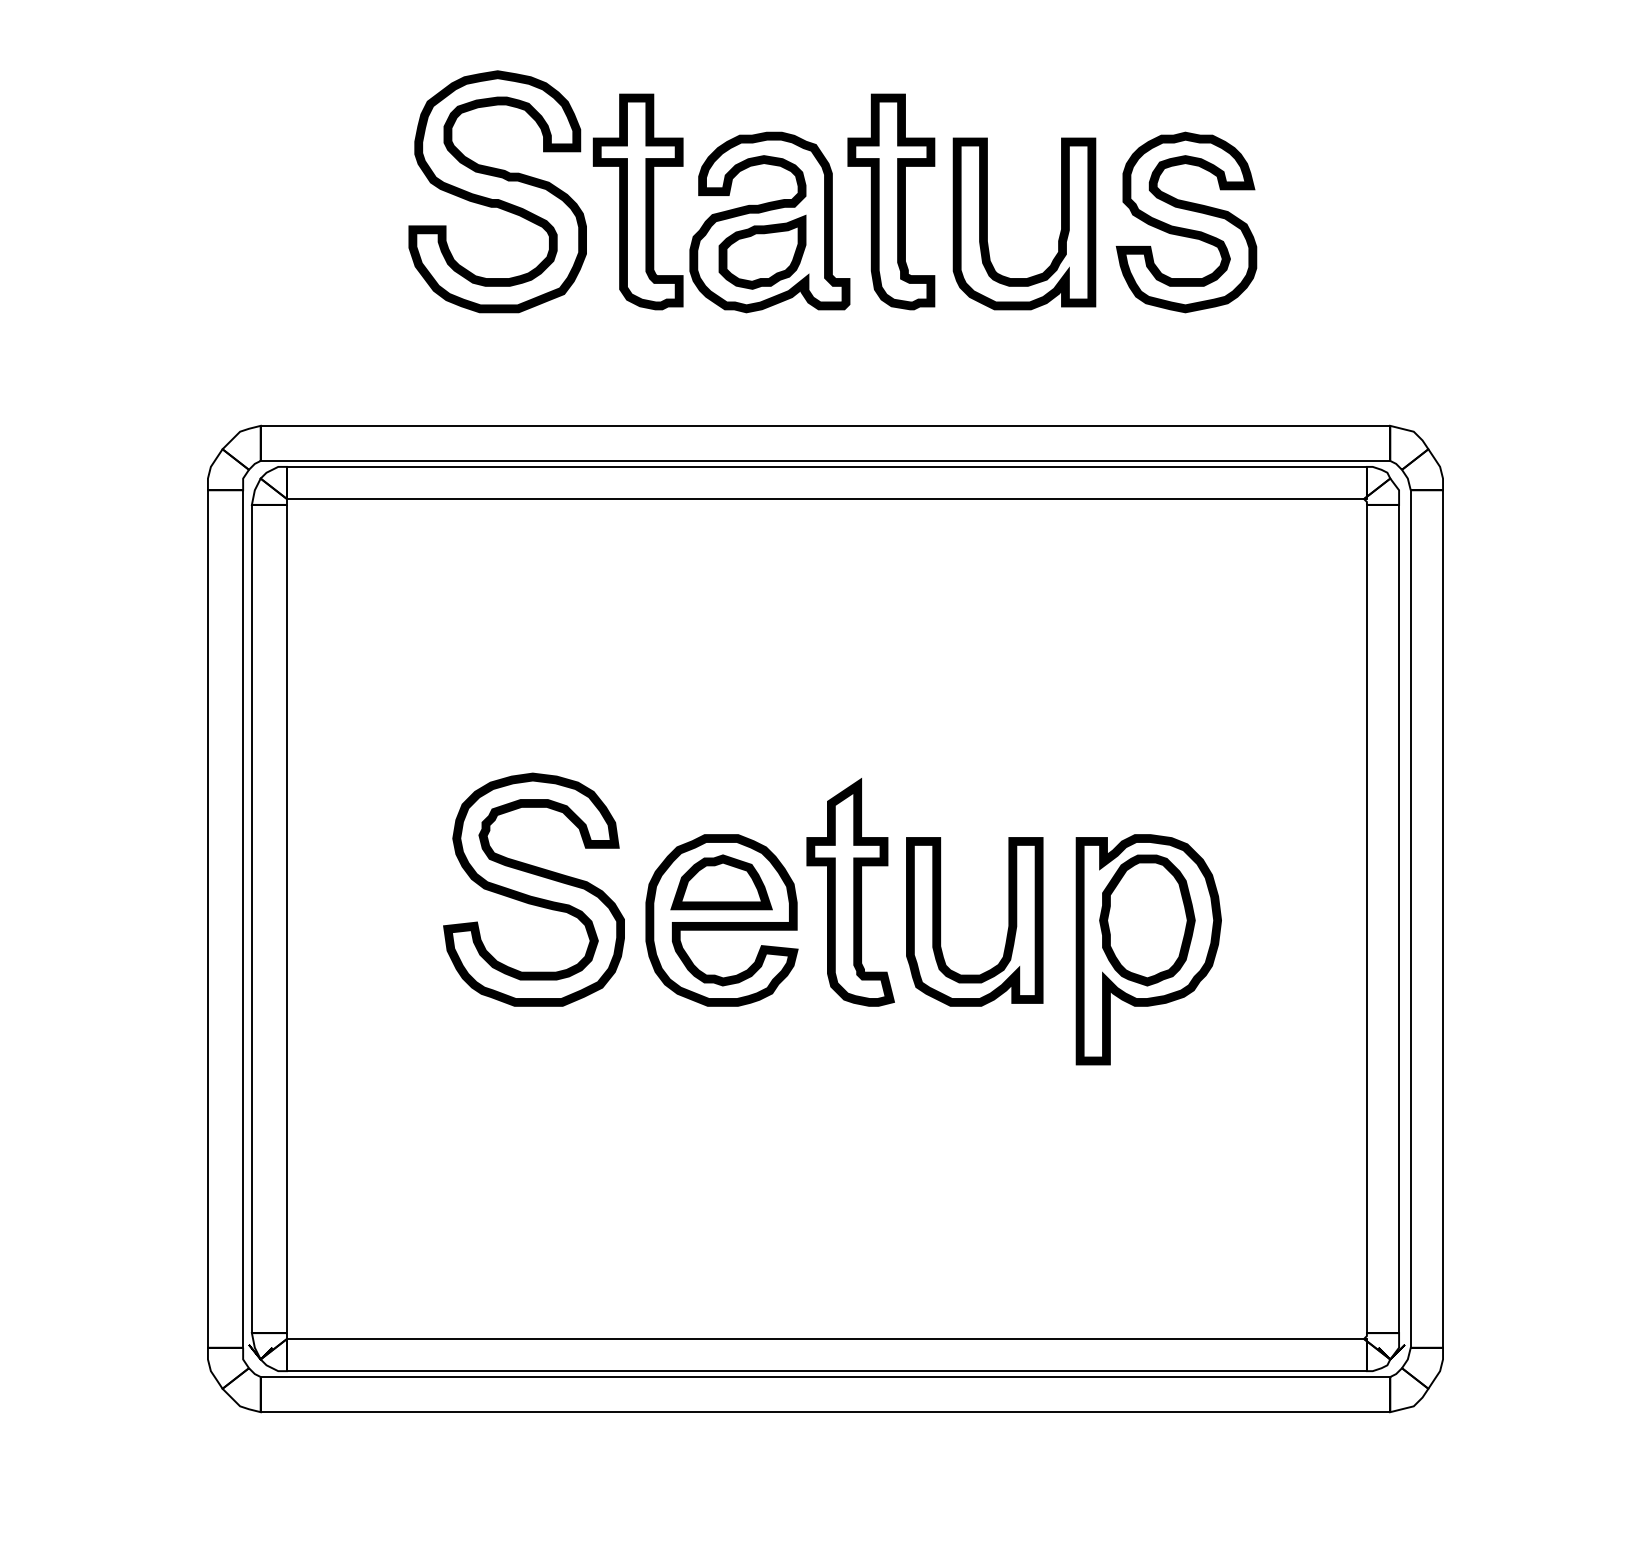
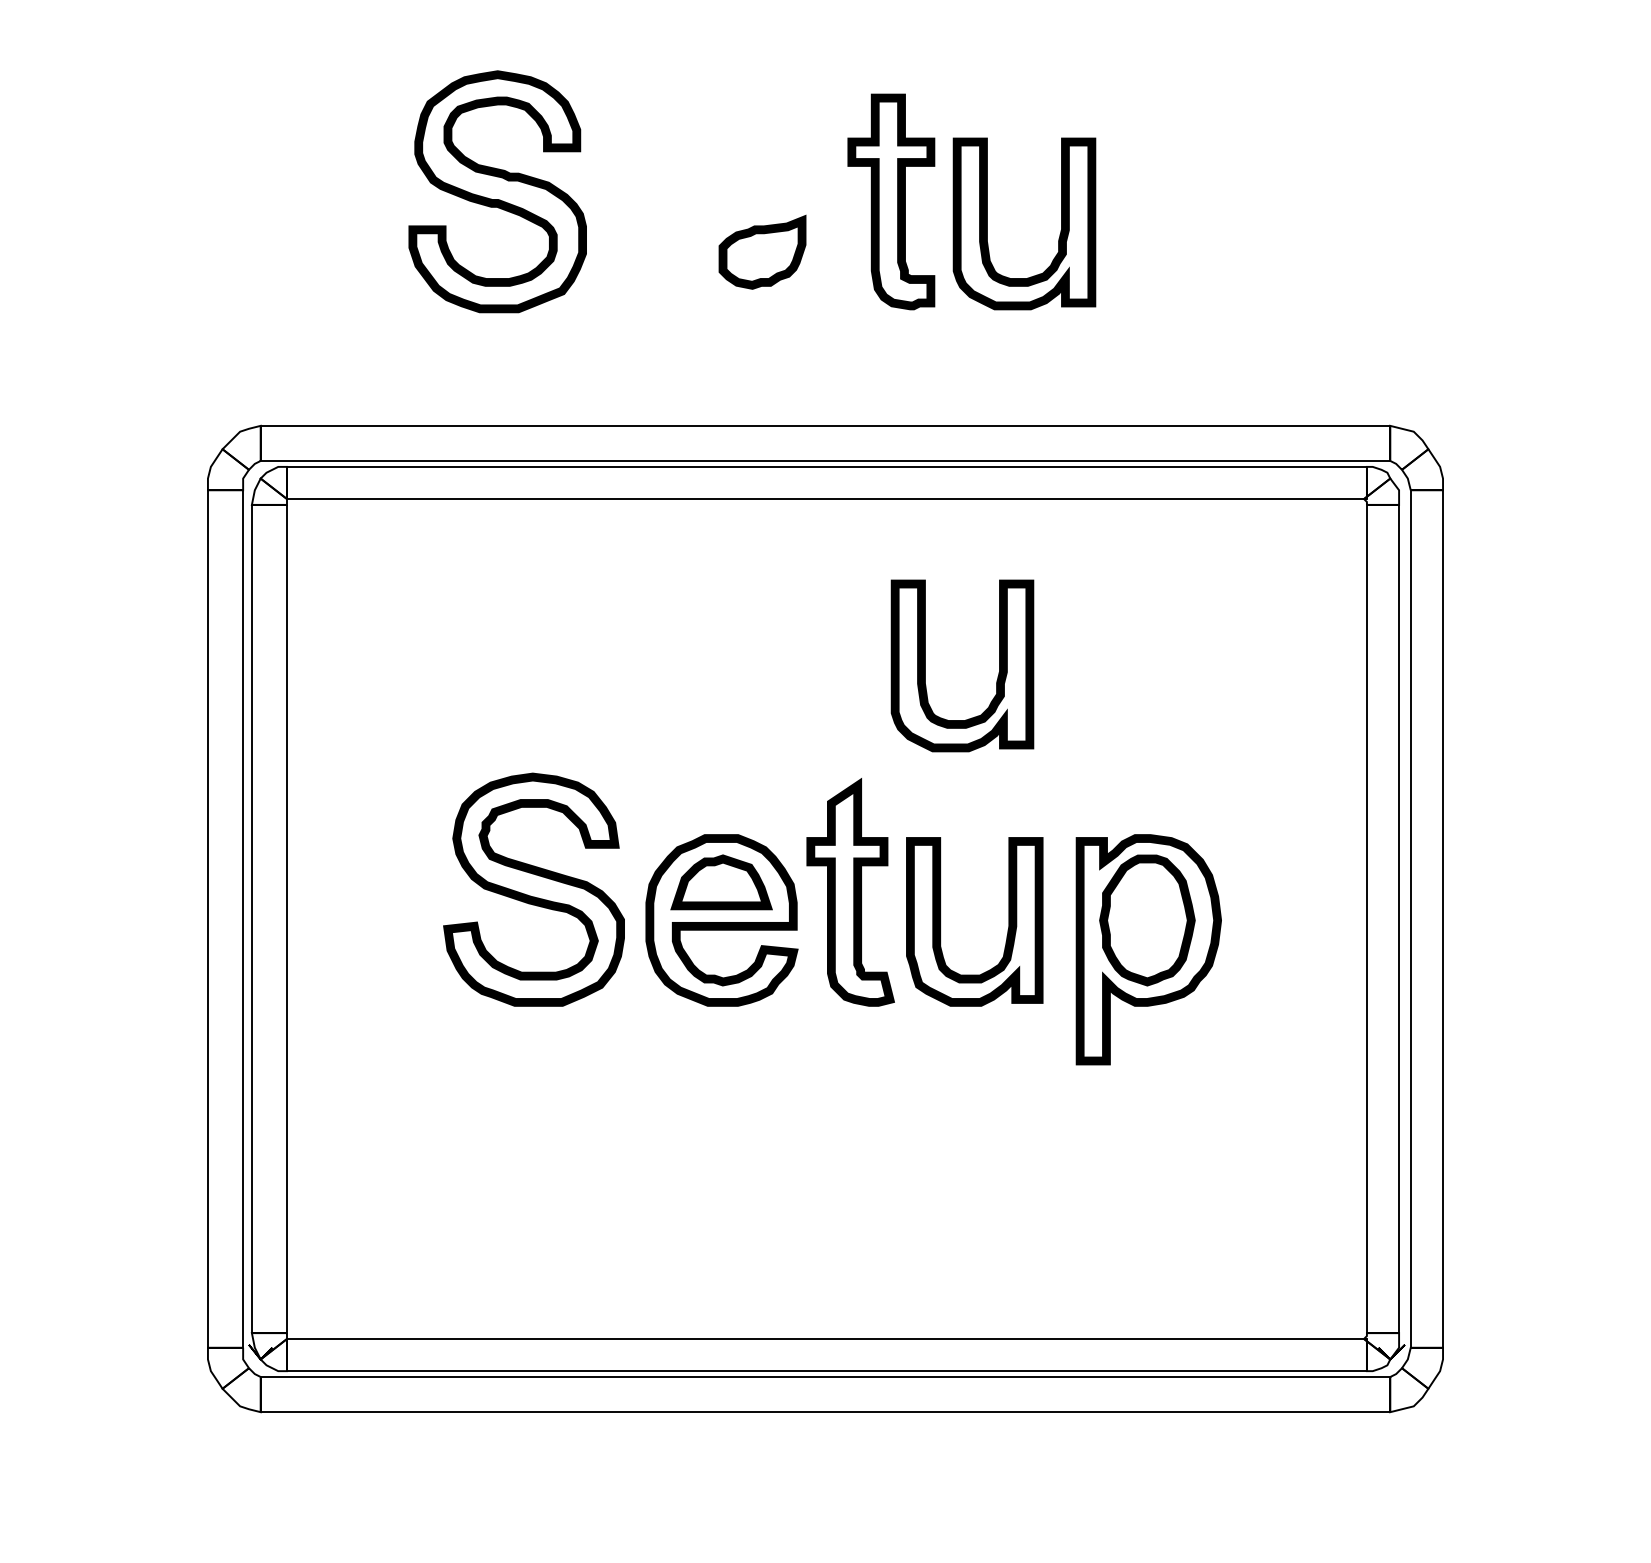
part: present -> none (721, 195)
part: present -> none (1186, 222)
part: none -> present (998, 672)
